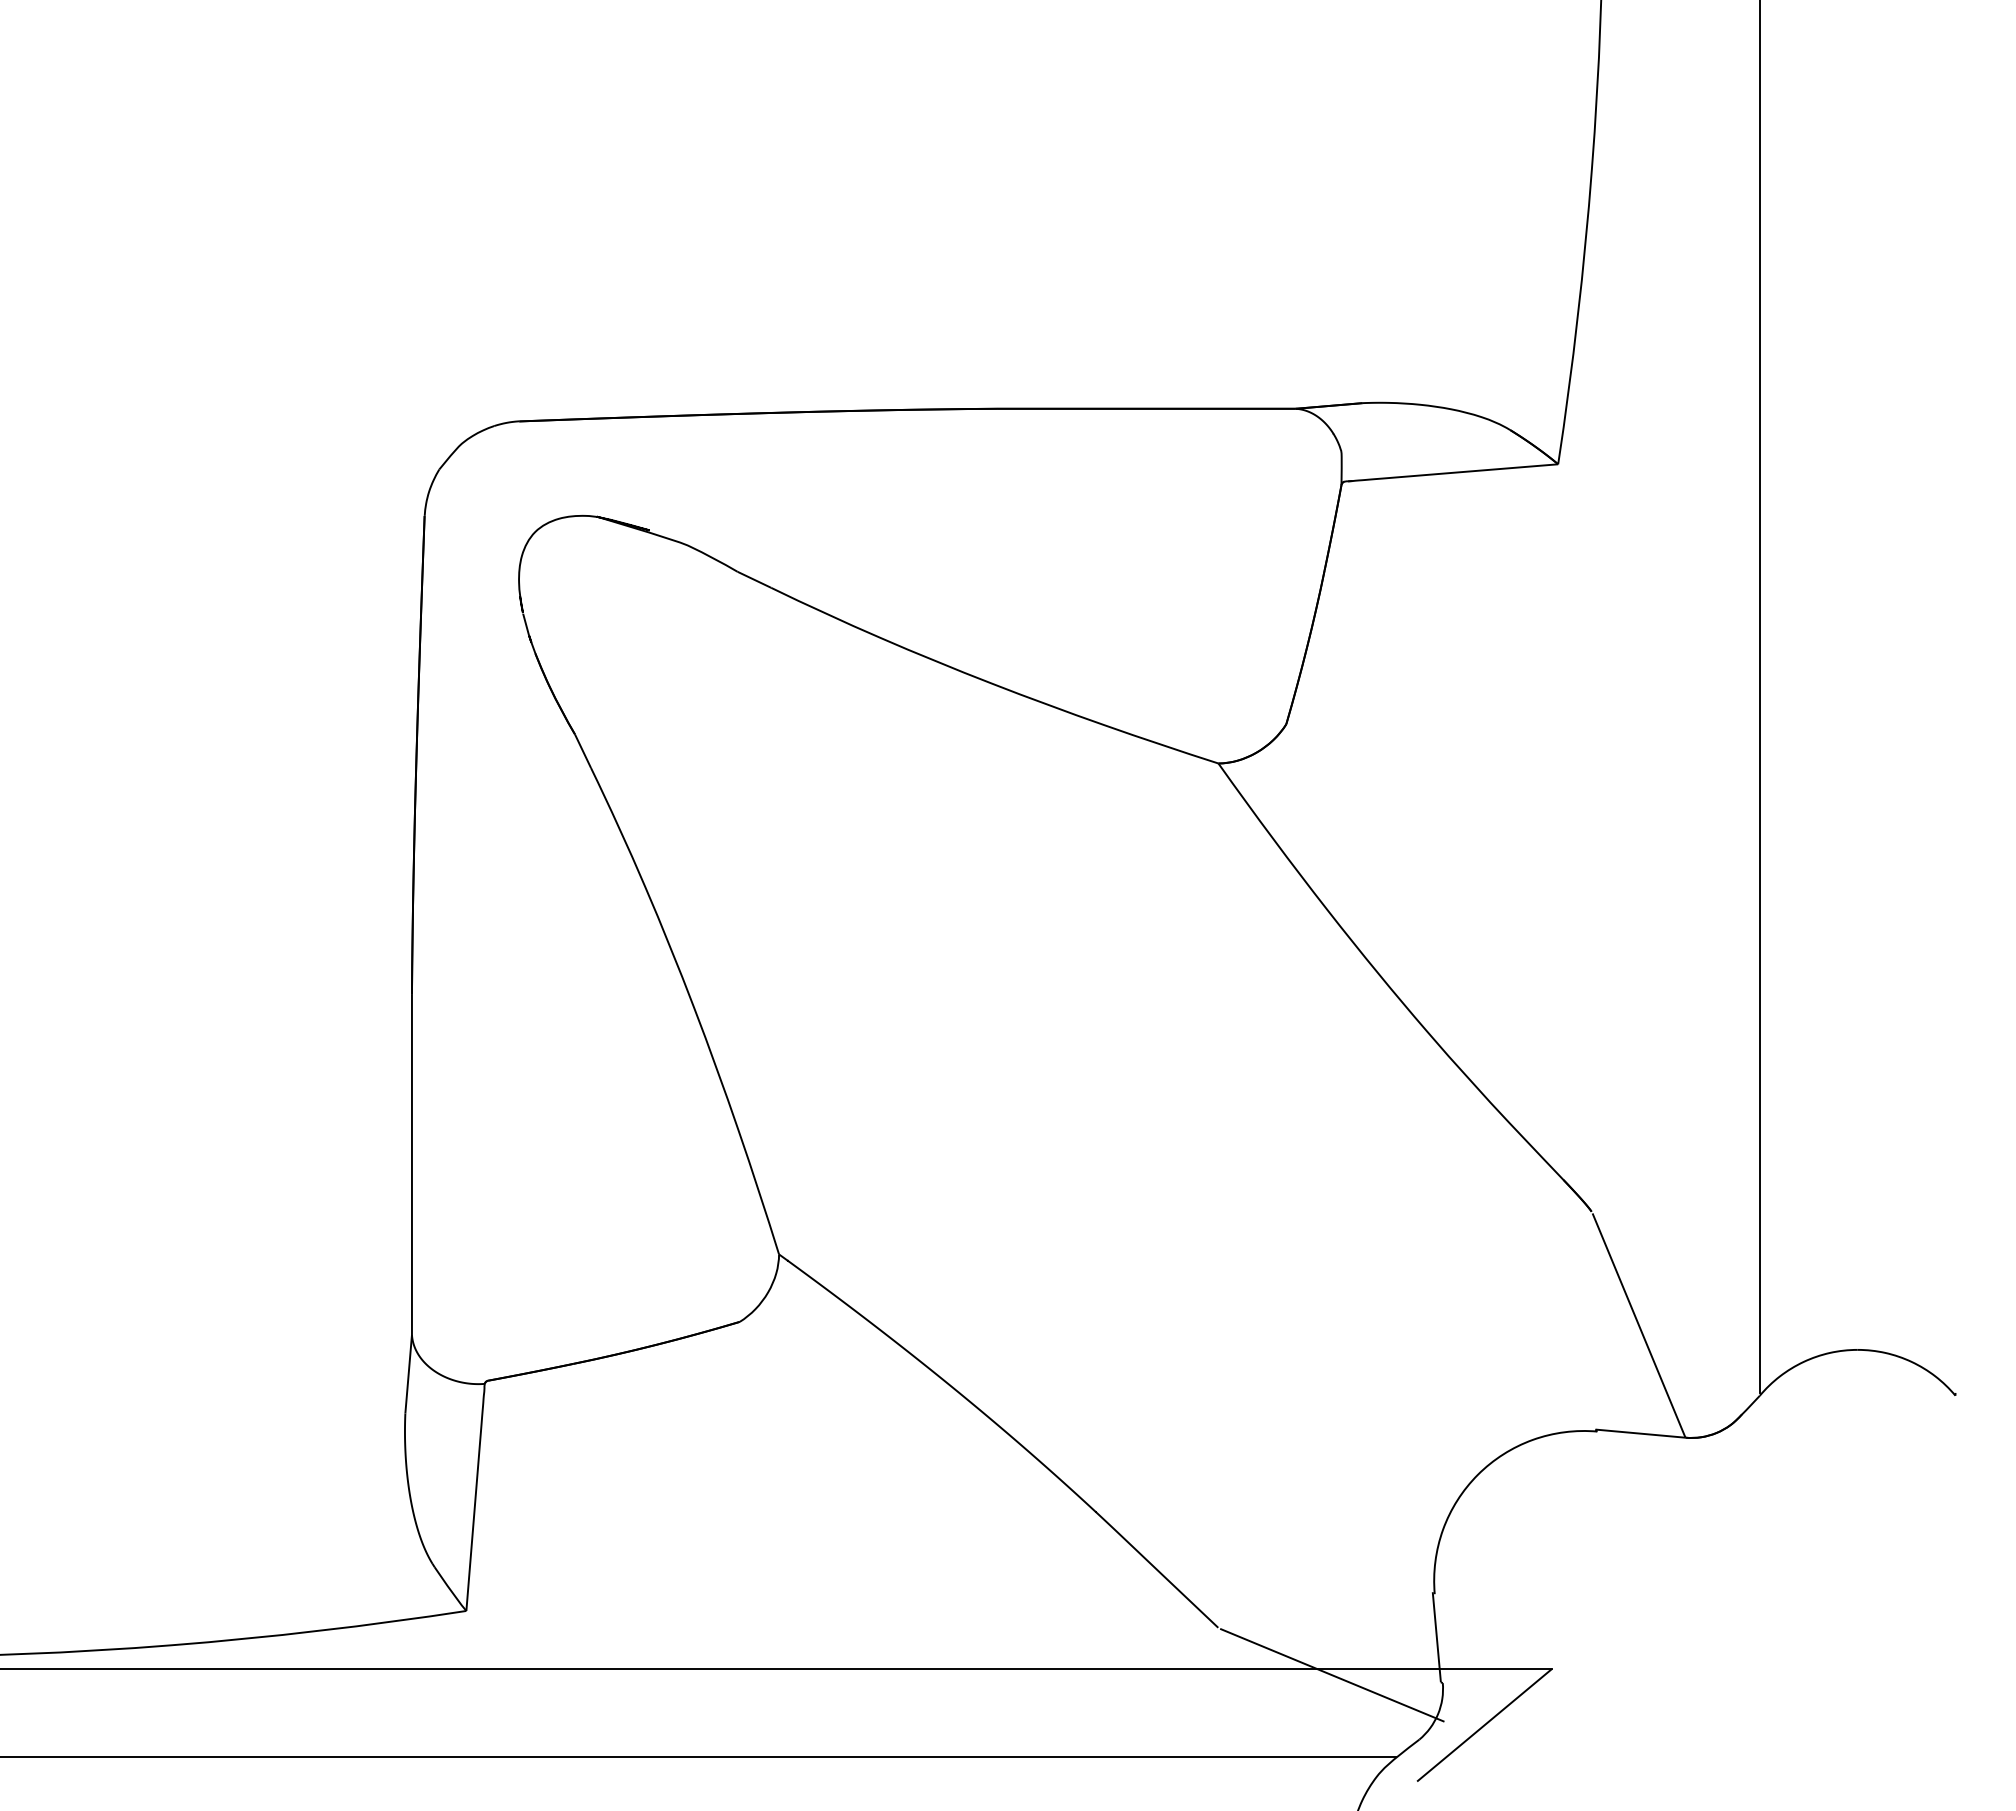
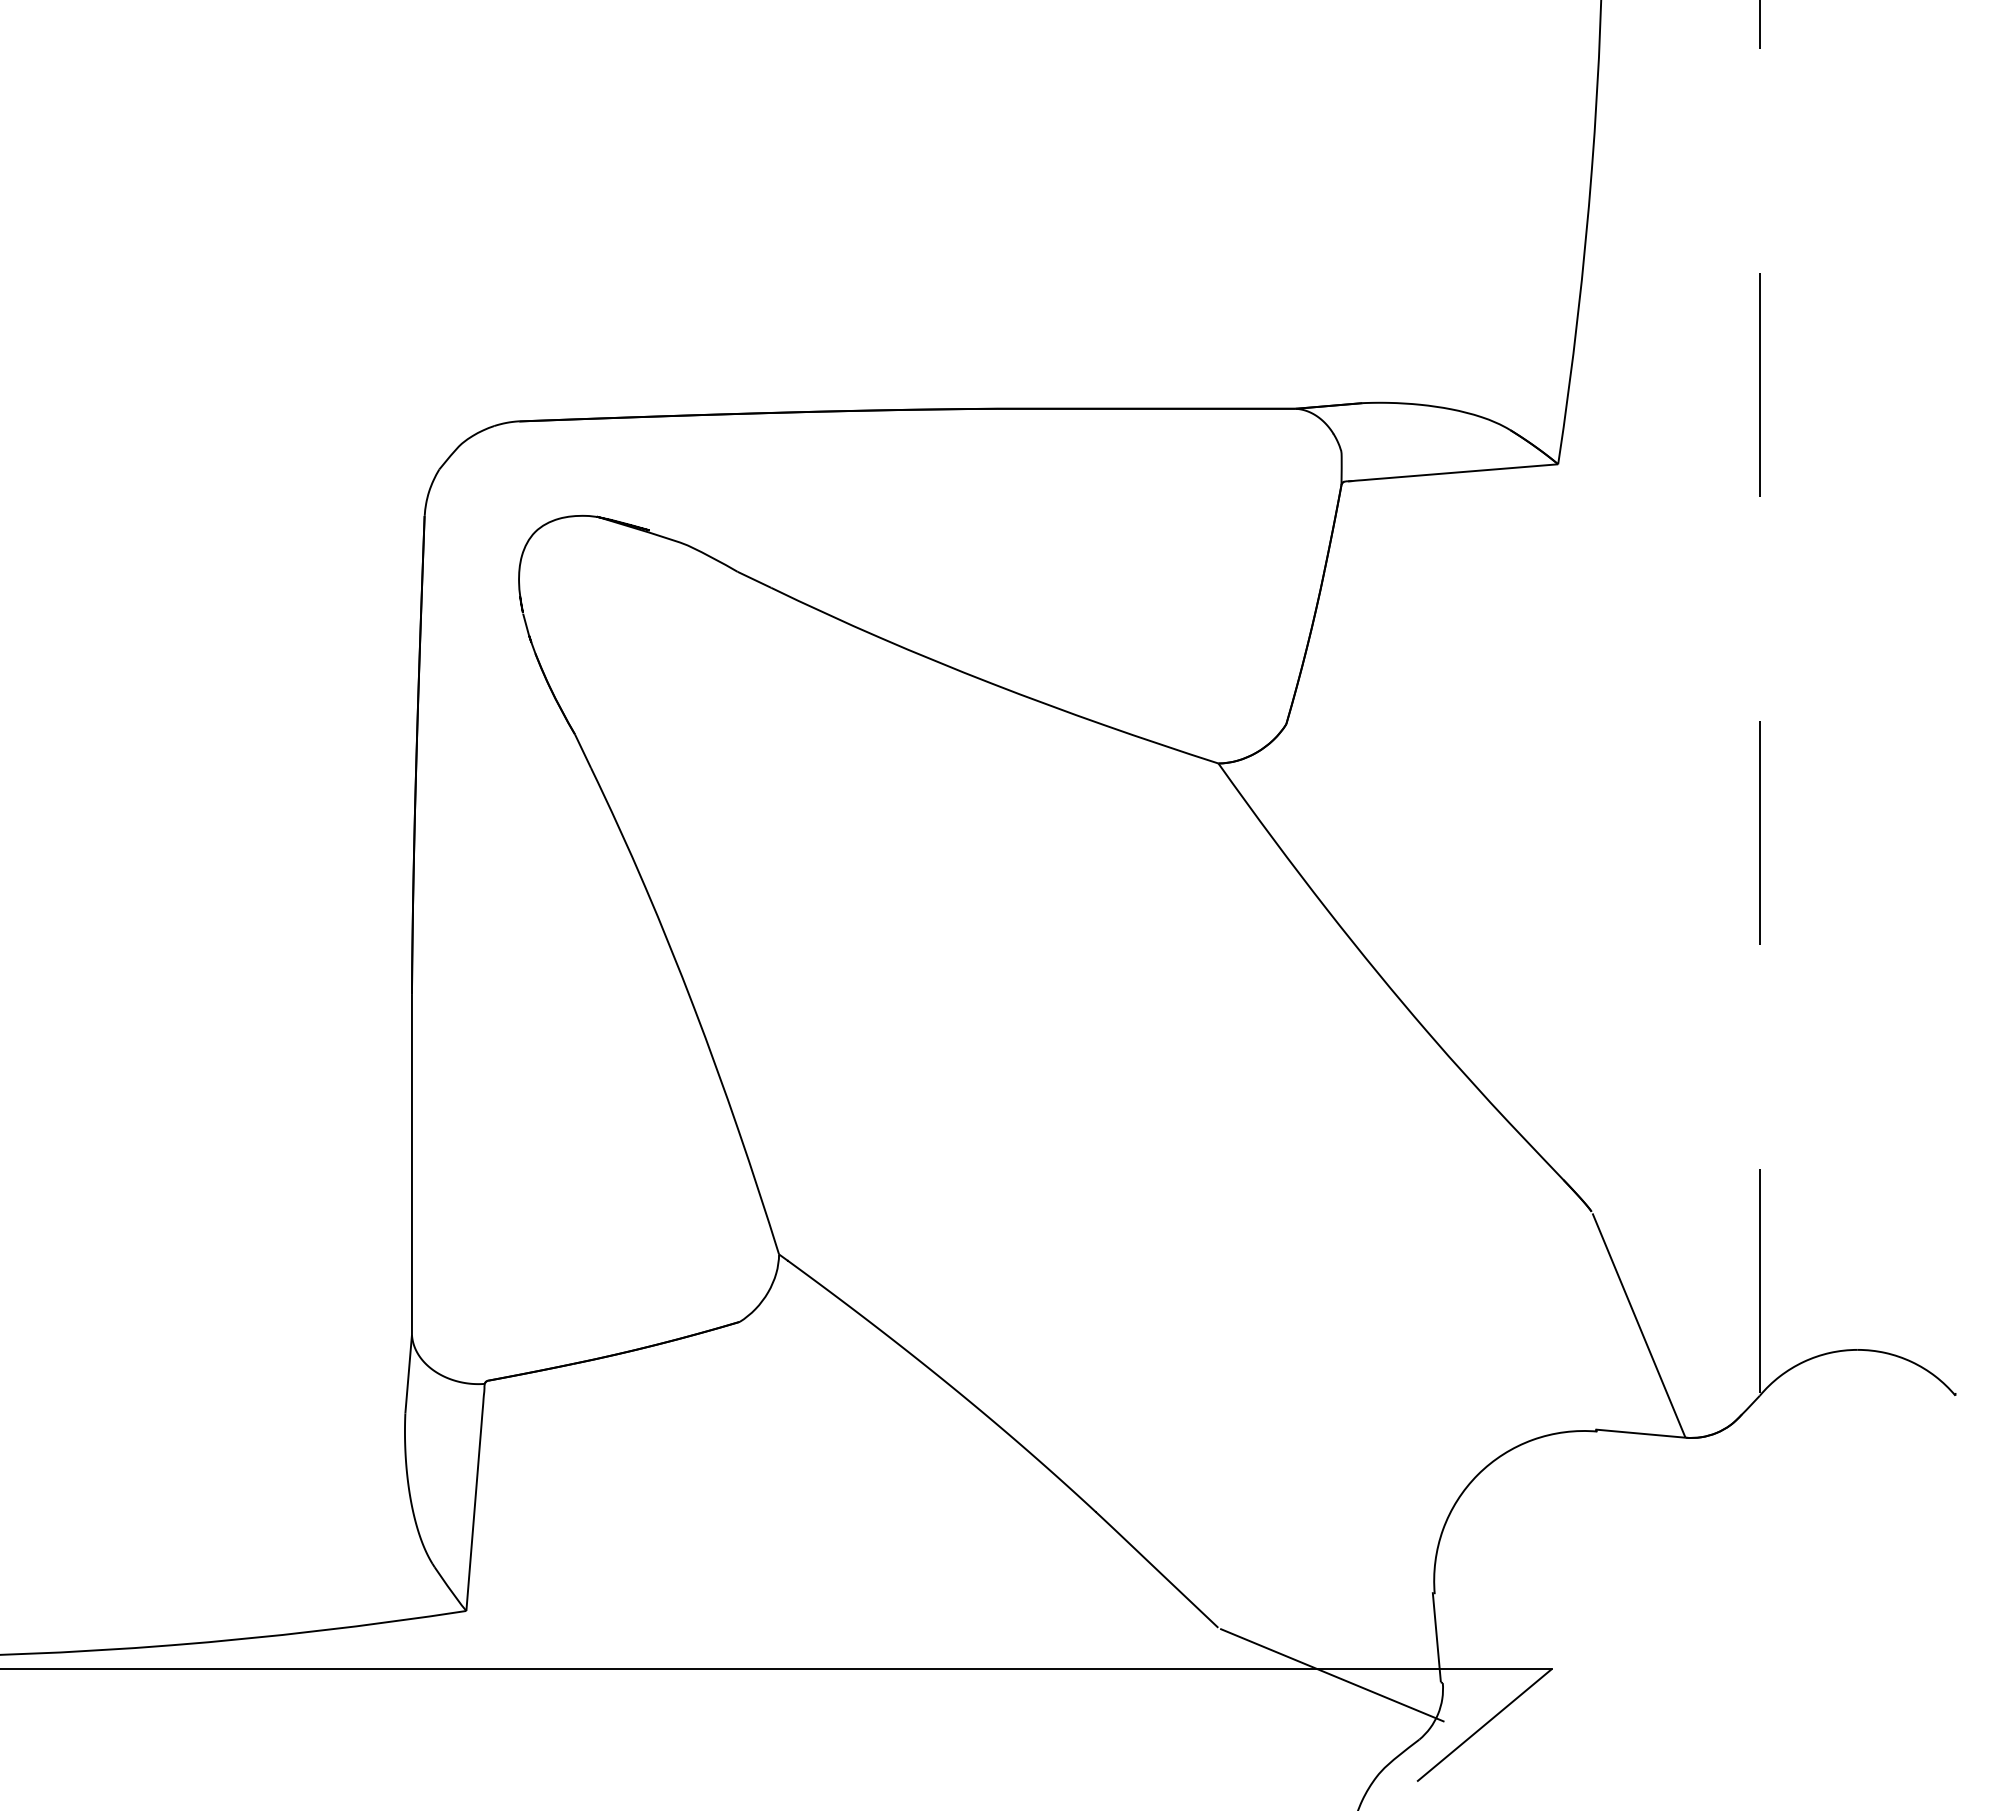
line: solid -> dashed (1759, 696)
line: present -> none (699, 1756)
